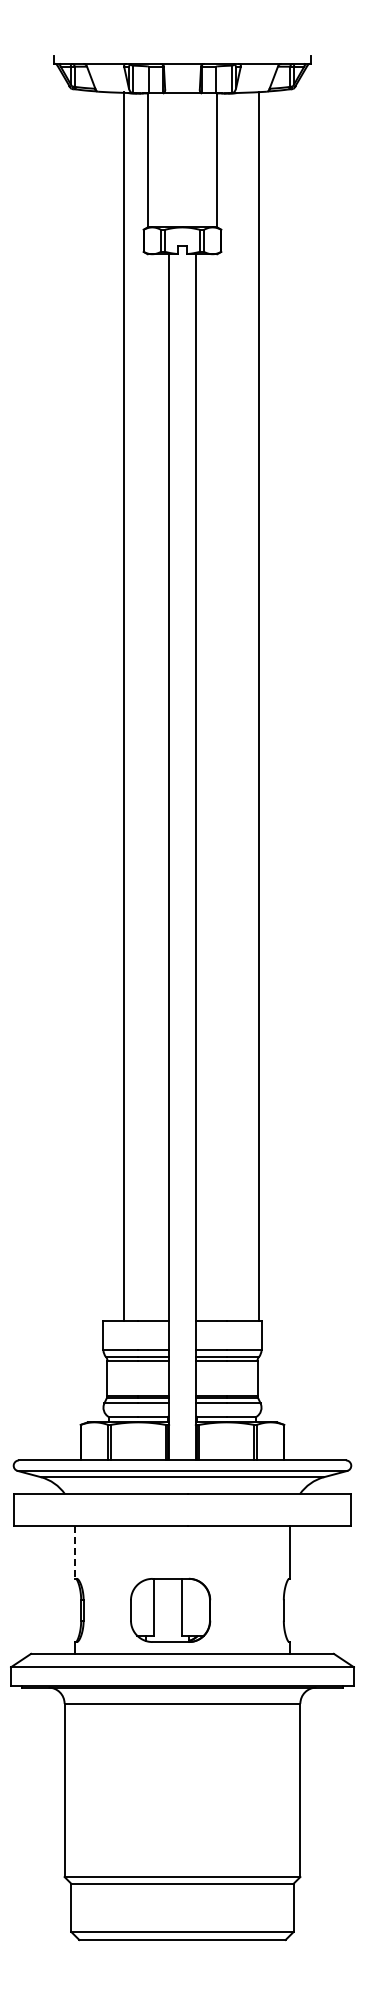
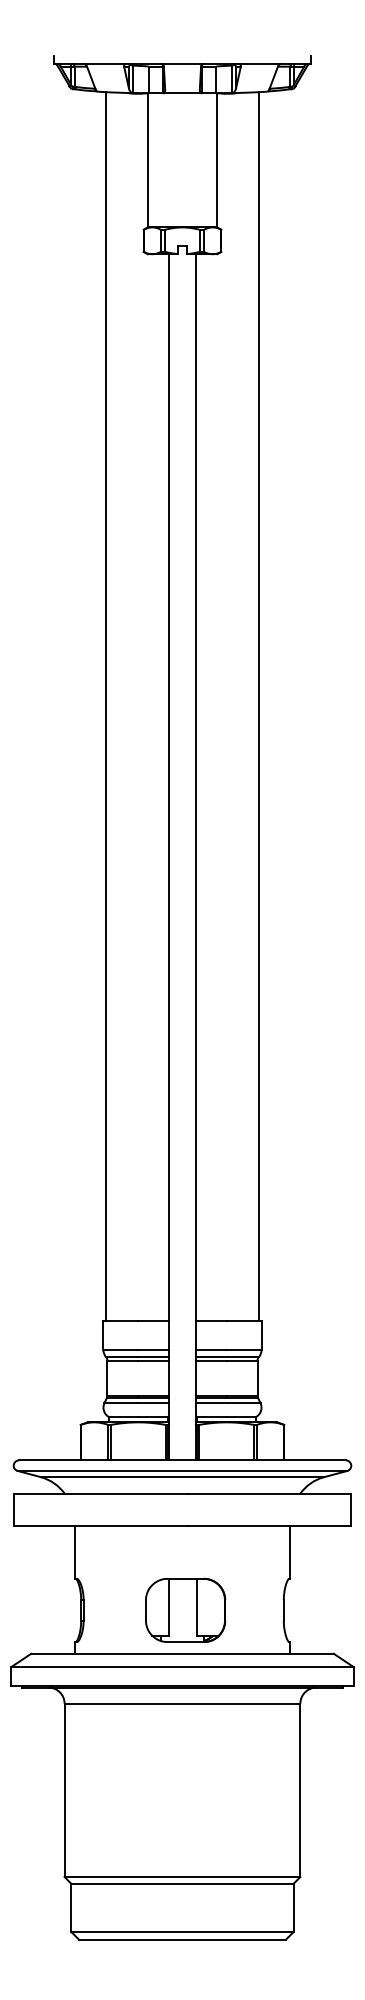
line position: (124, 706) -> (106, 706) (106, 706)
line: dashed -> solid (74, 1553)
part position: (170, 1609) -> (185, 1609) (185, 1609)
